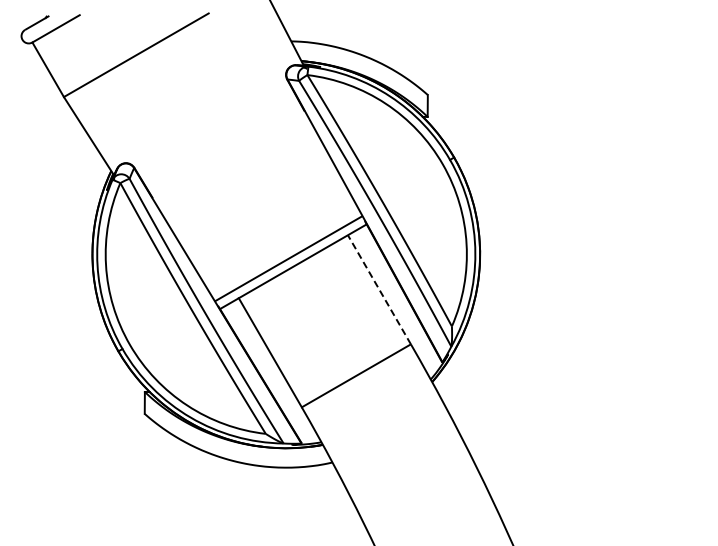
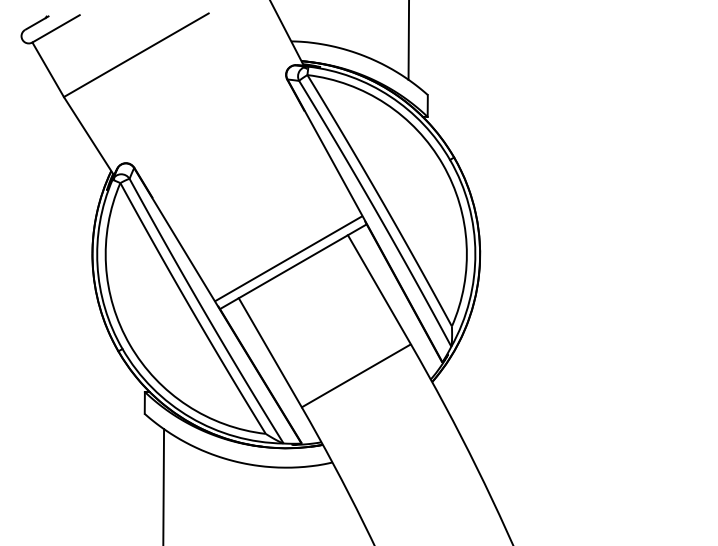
line: none -> present (408, 40)
line: dashed -> solid (379, 289)
line: none -> present (163, 485)
